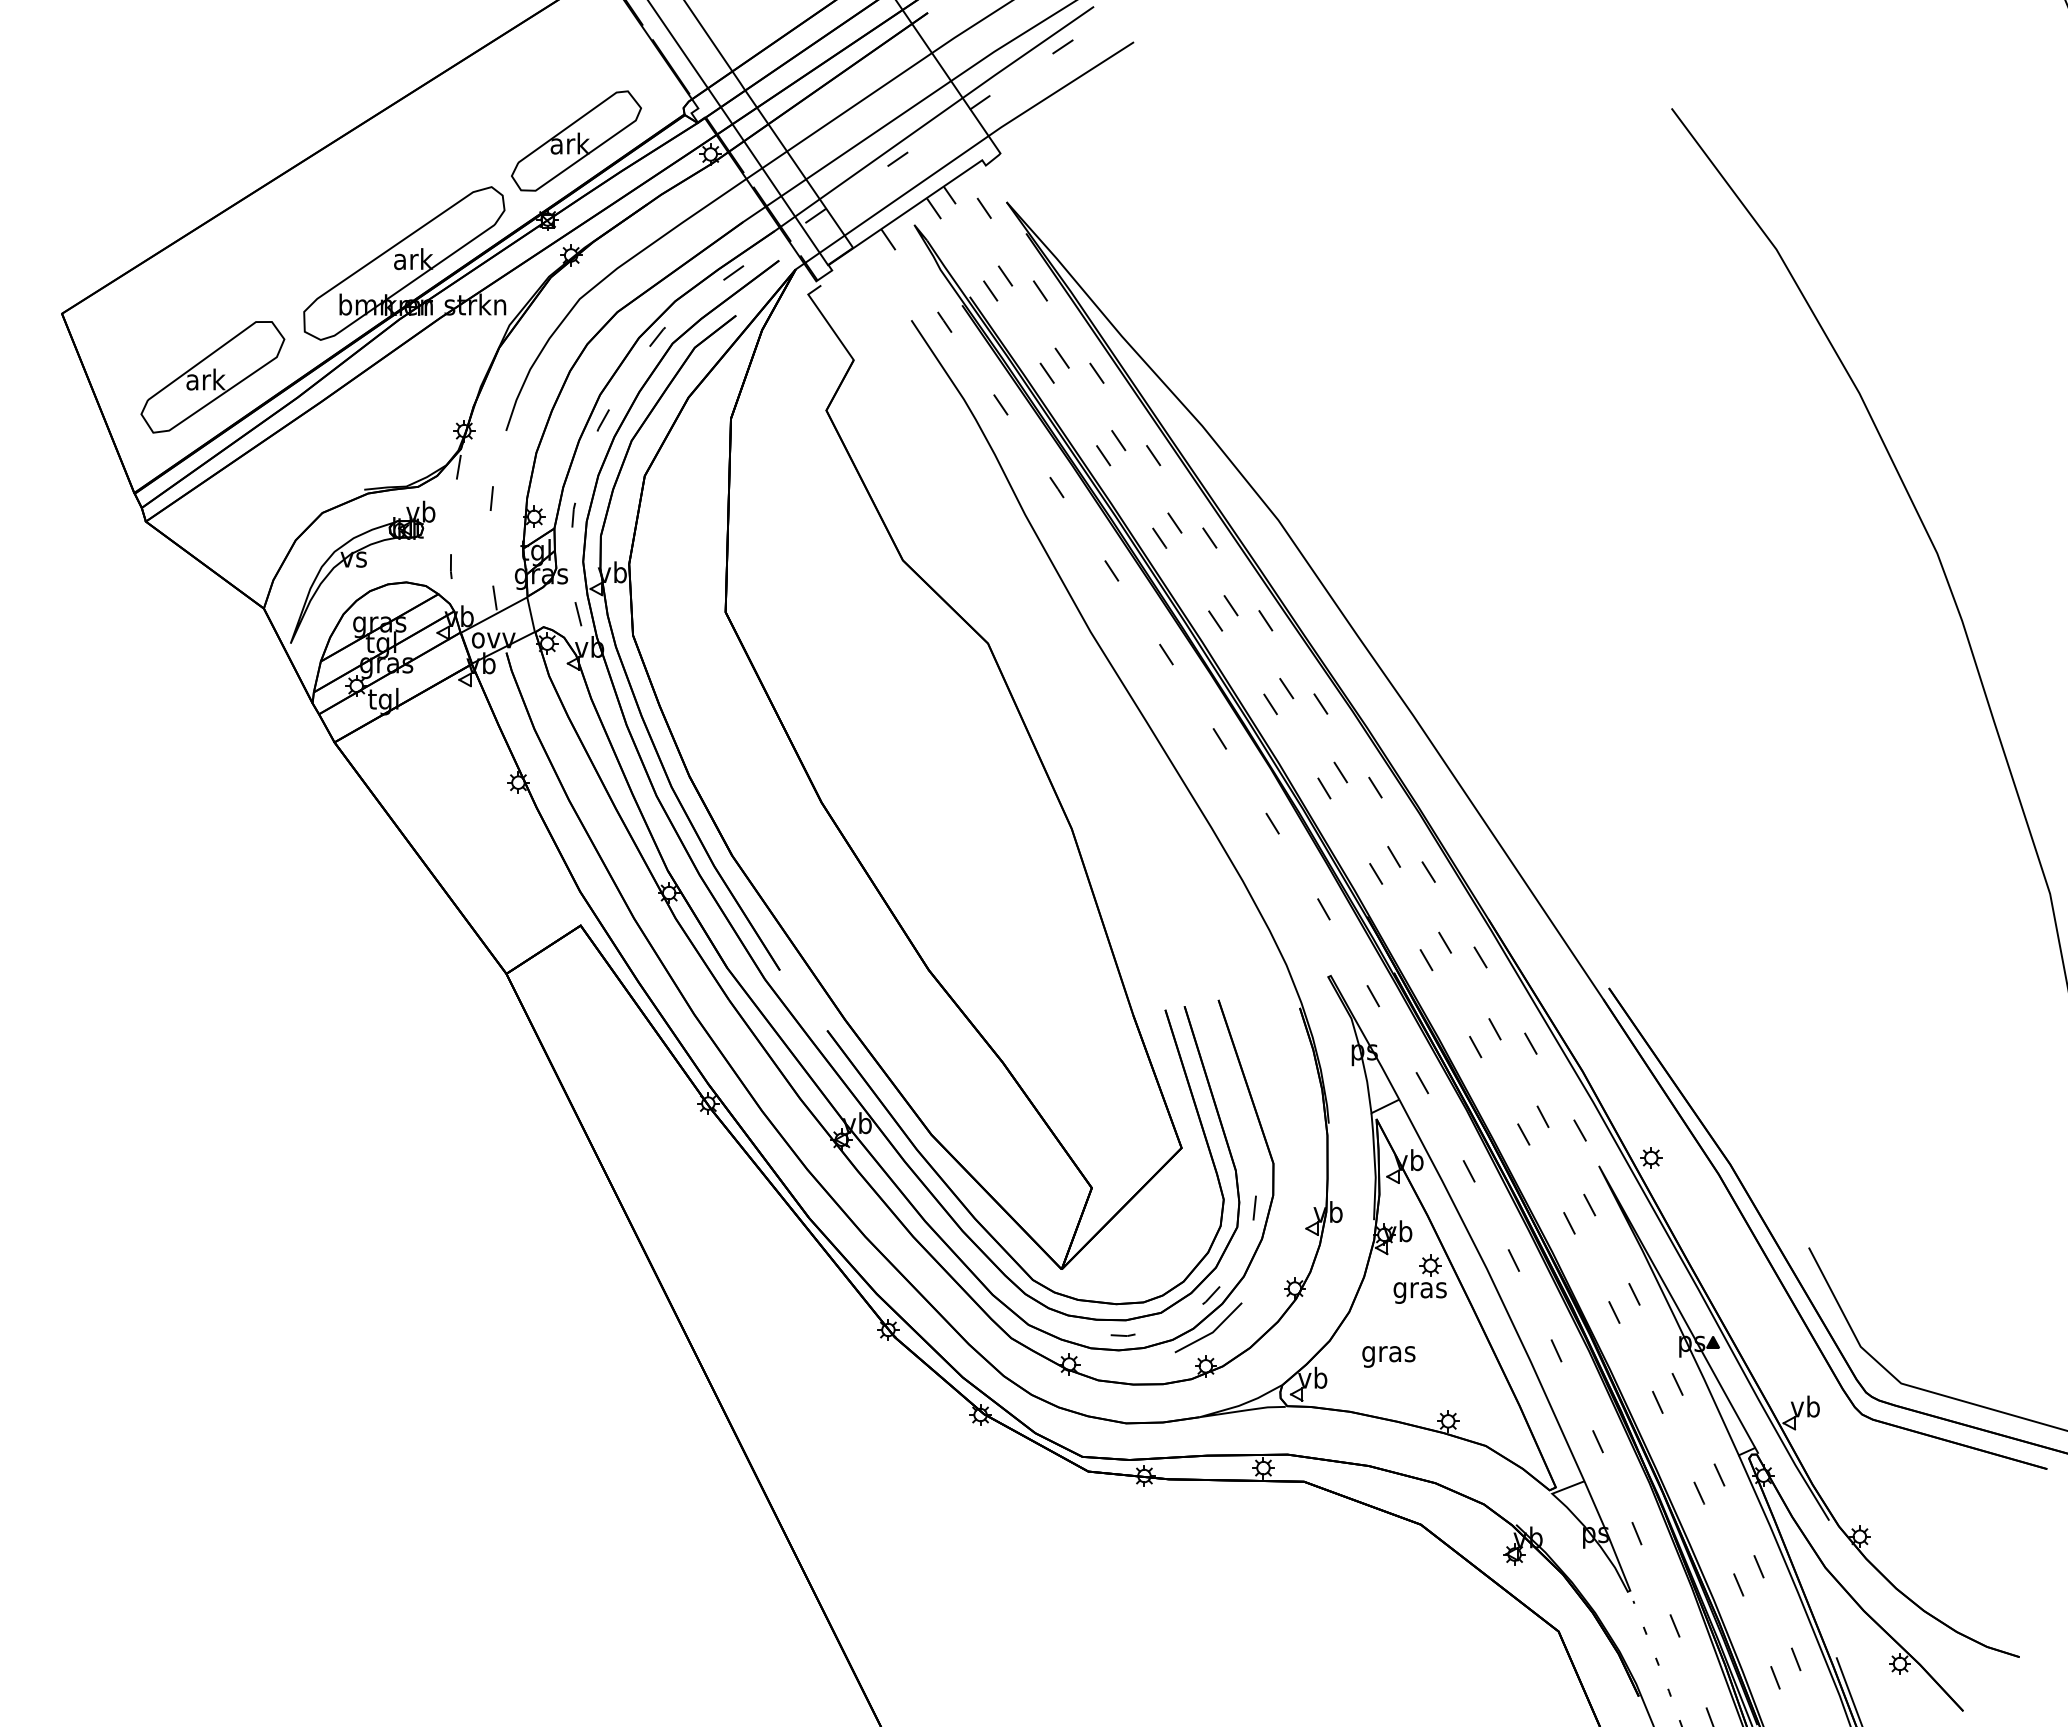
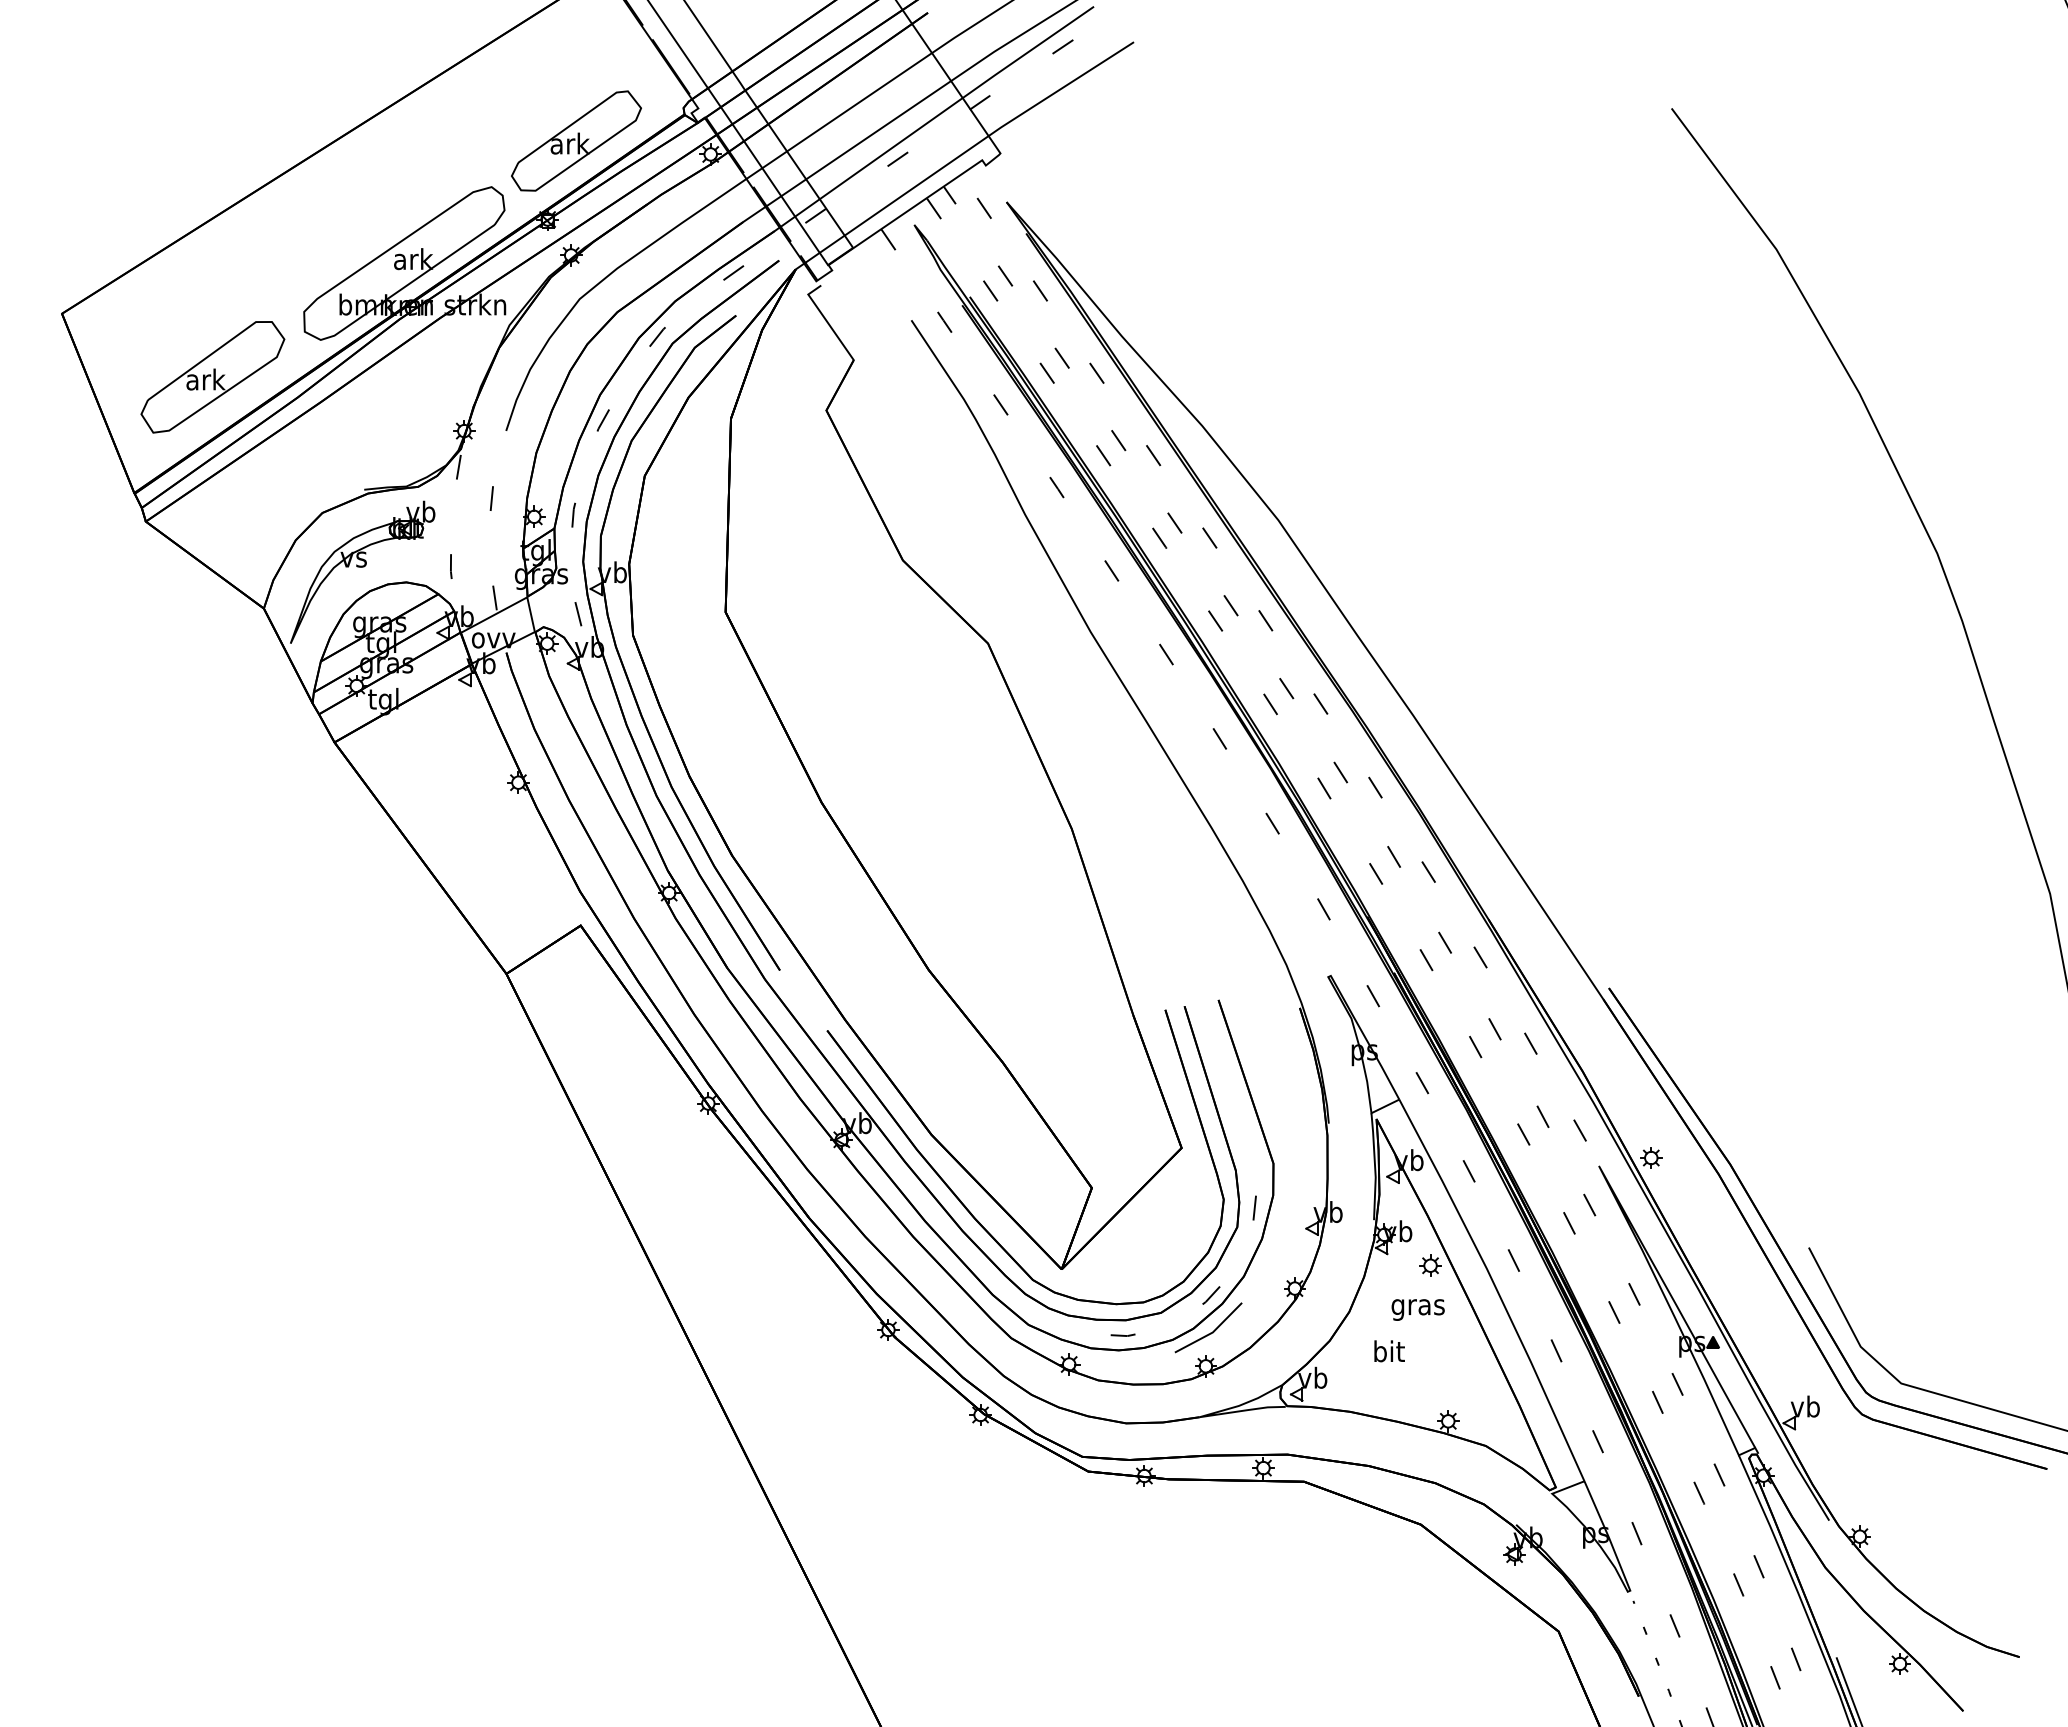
text position: (1419, 1292) -> (1417, 1309) (1417, 1309)
text: gras -> bit (1388, 1353)
